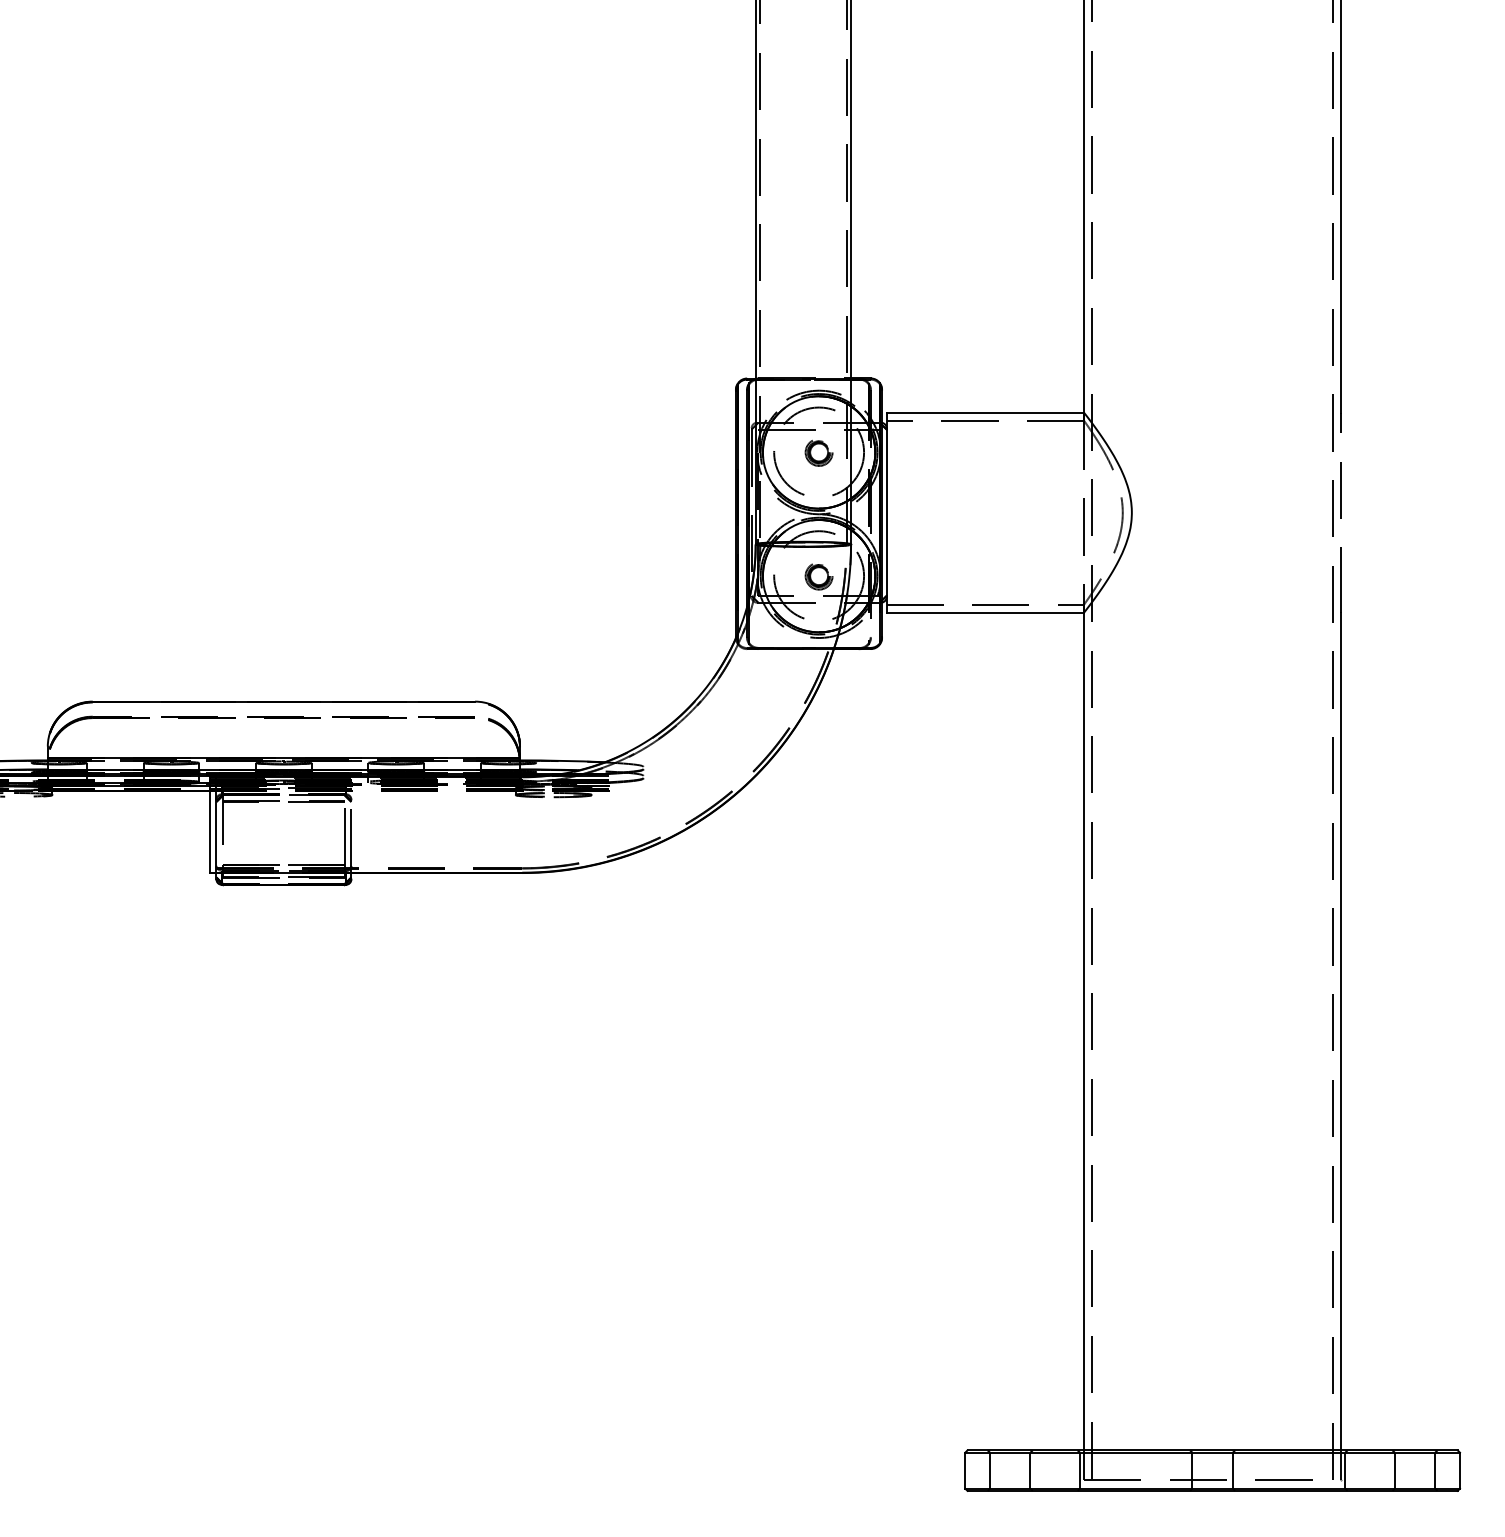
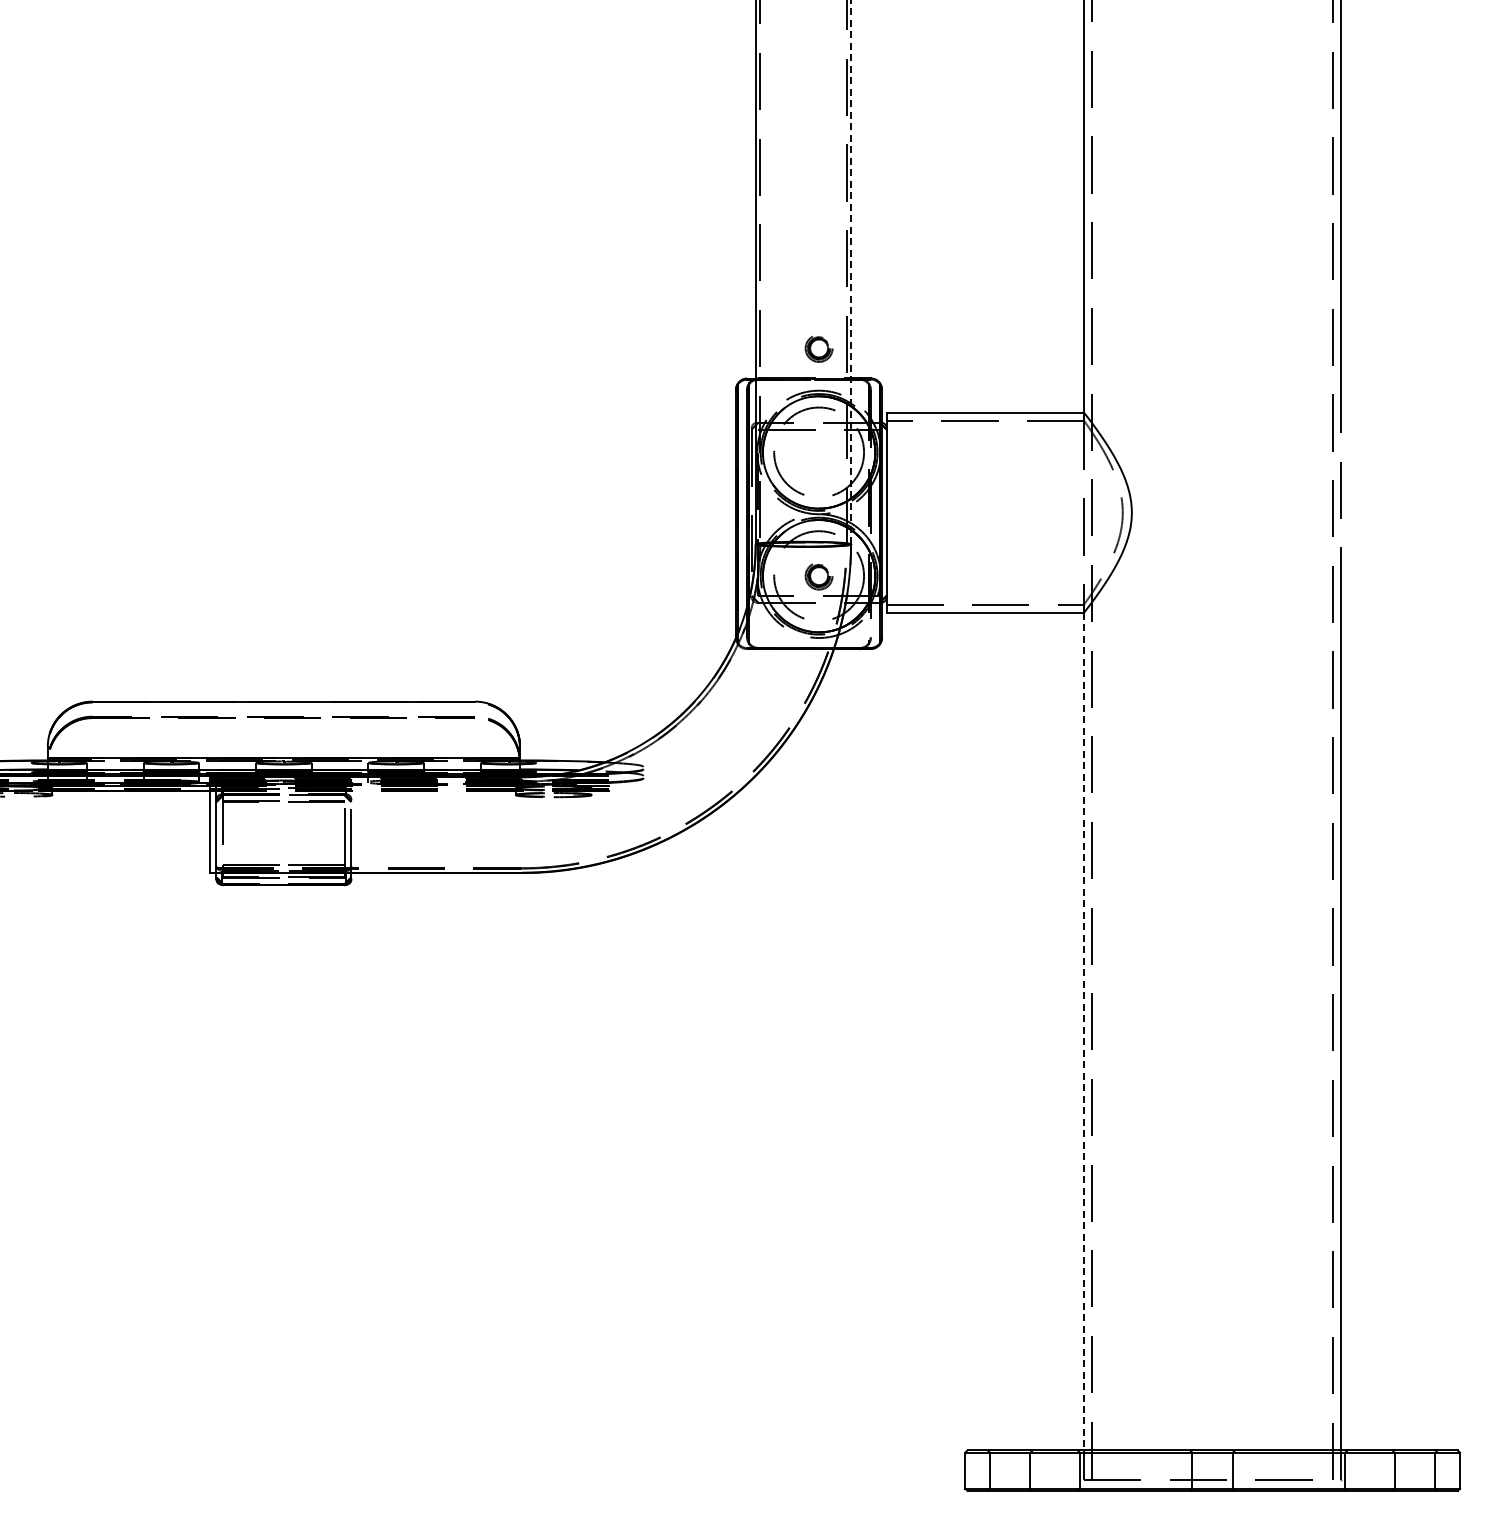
line: solid -> dashed (851, 272)
part position: (818, 452) -> (818, 348) (818, 348)
line: solid -> dashed (1084, 1031)
